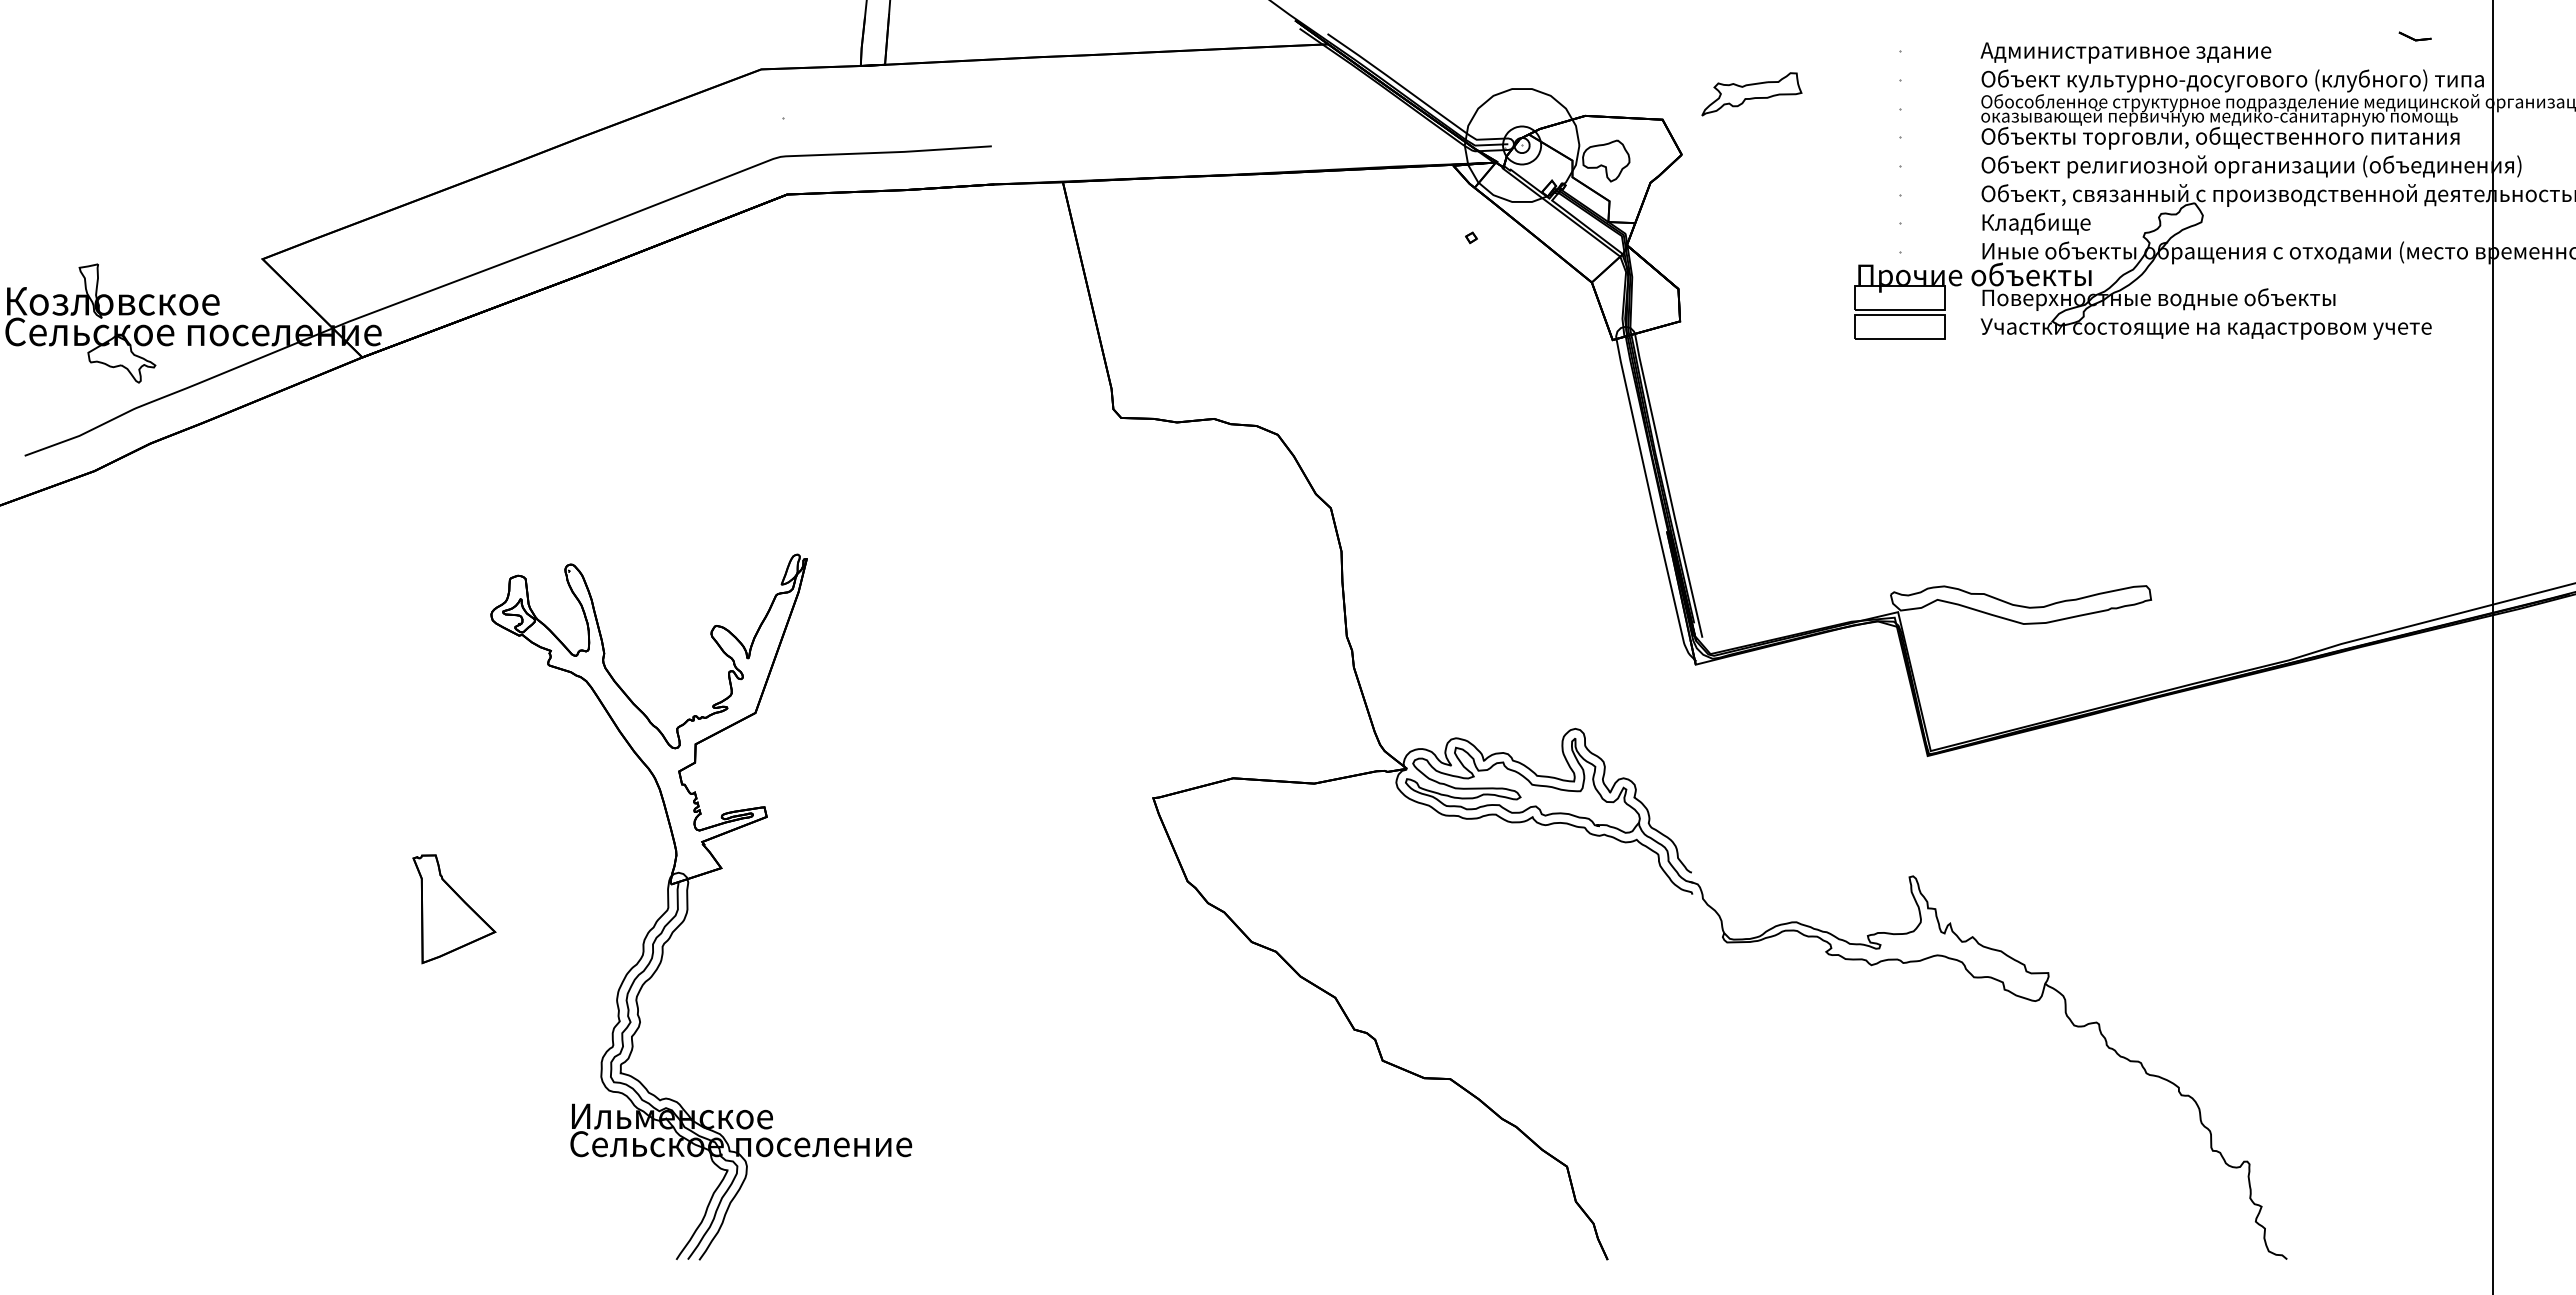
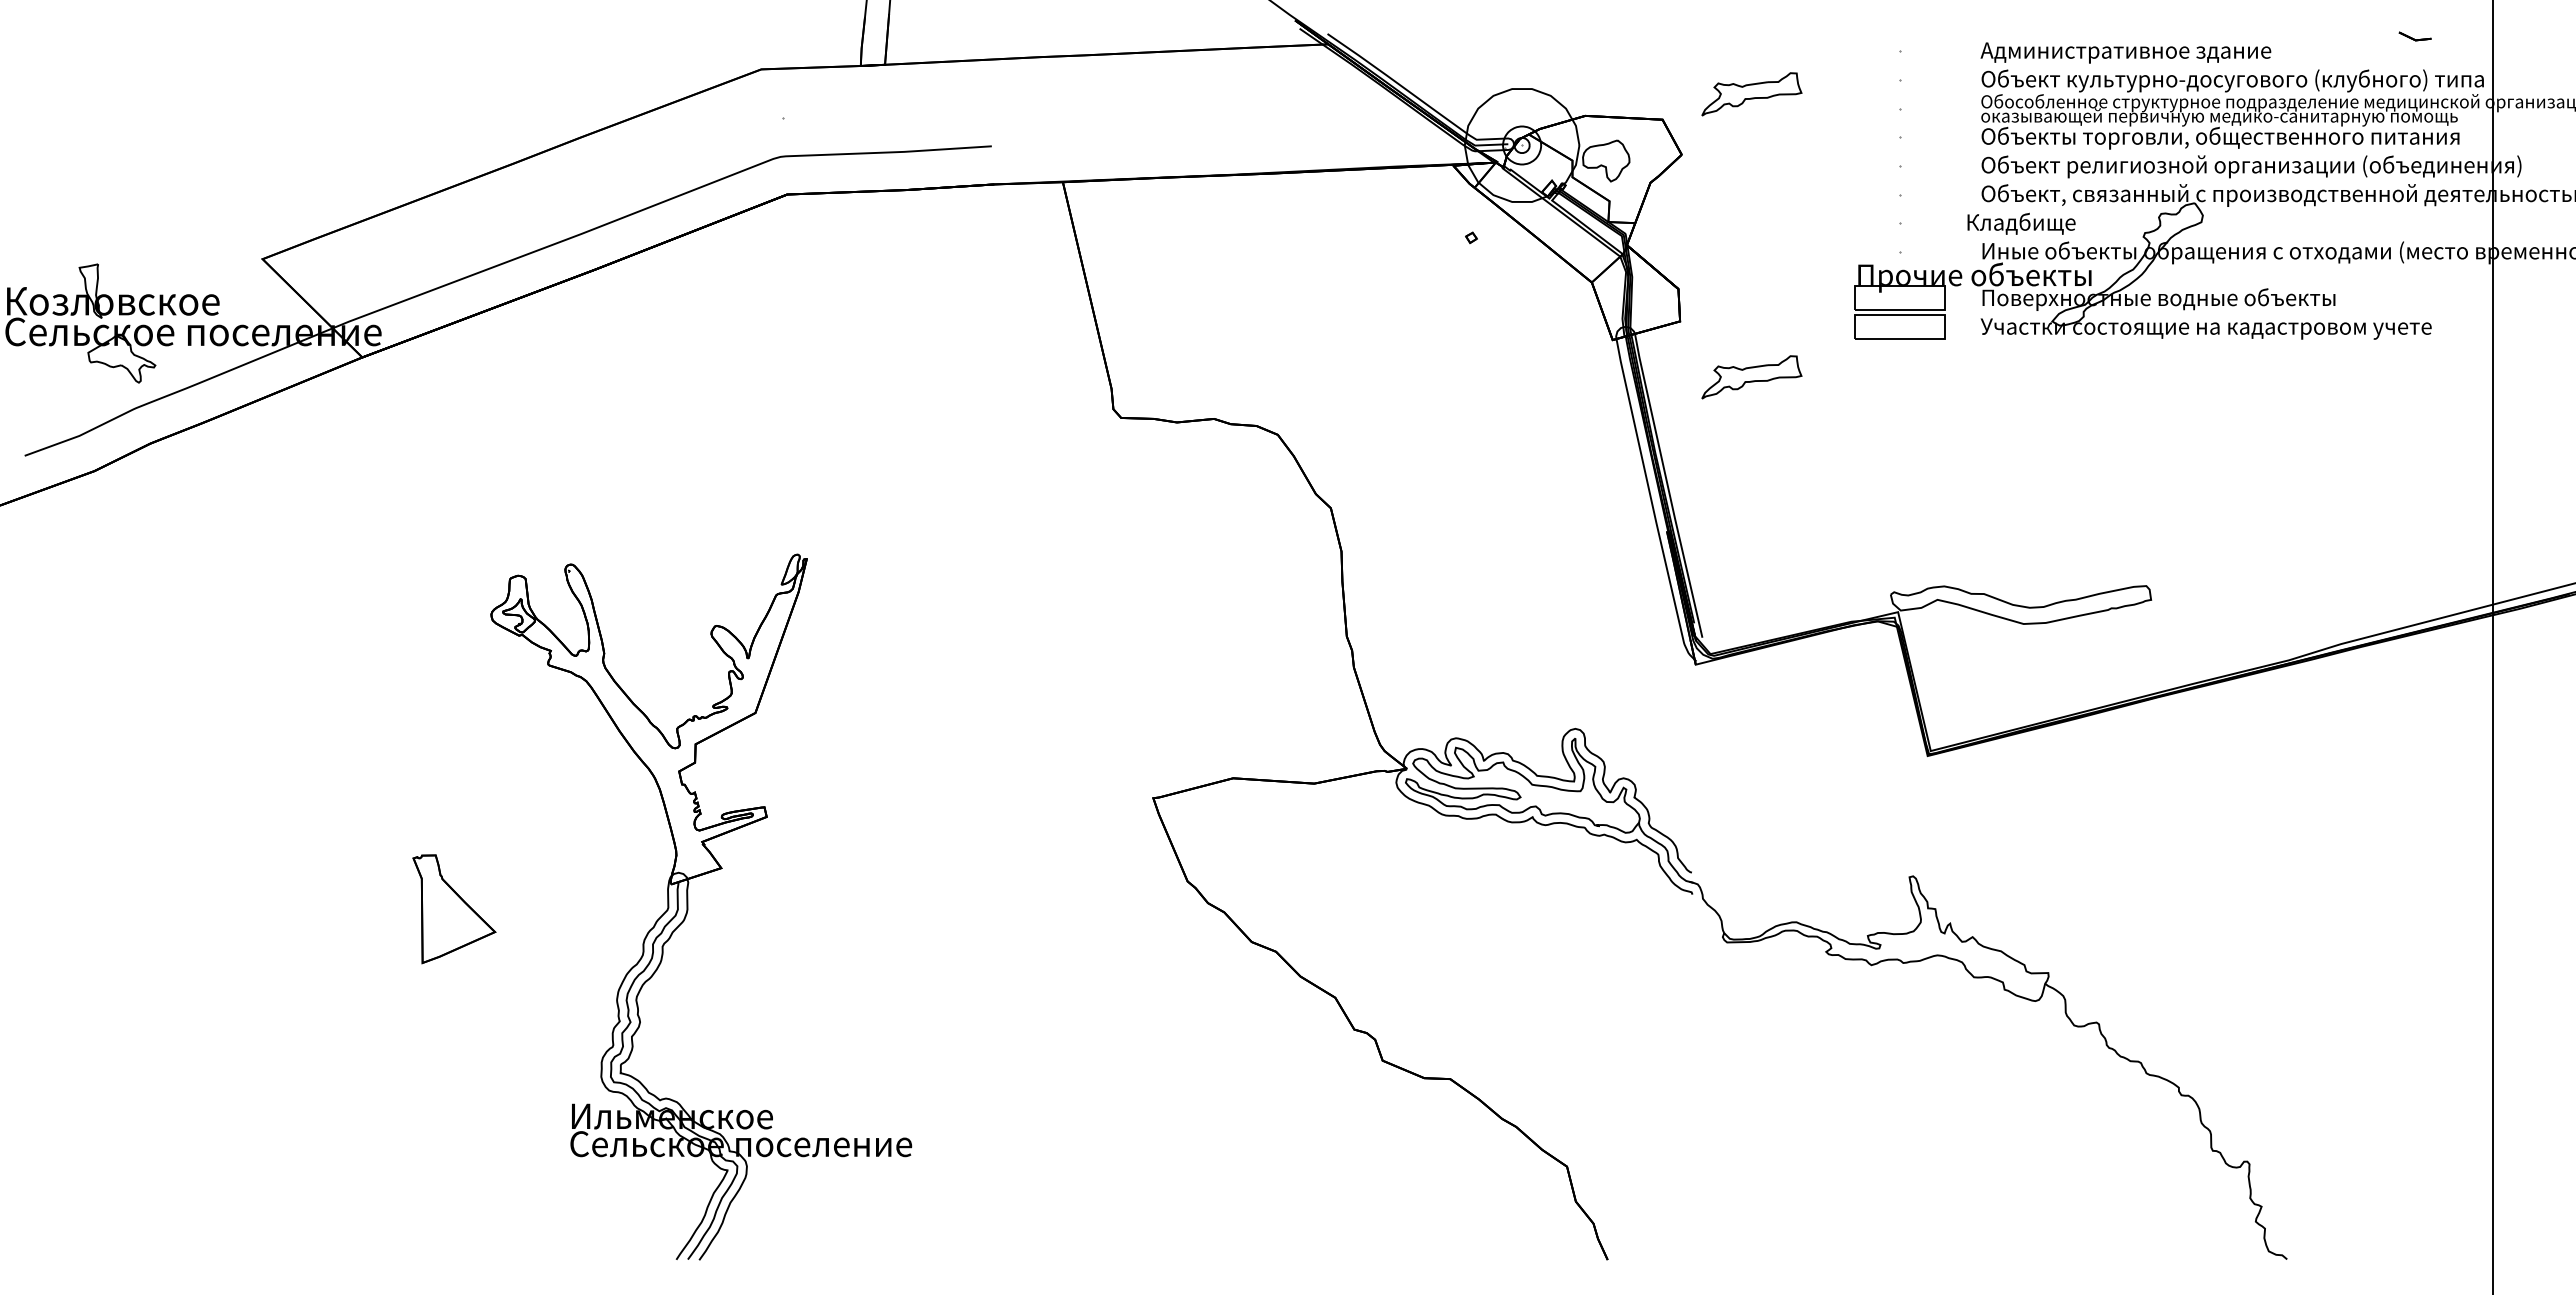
text position: (2036, 223) -> (2021, 223) (2021, 223)
part: none -> present (1751, 377)
